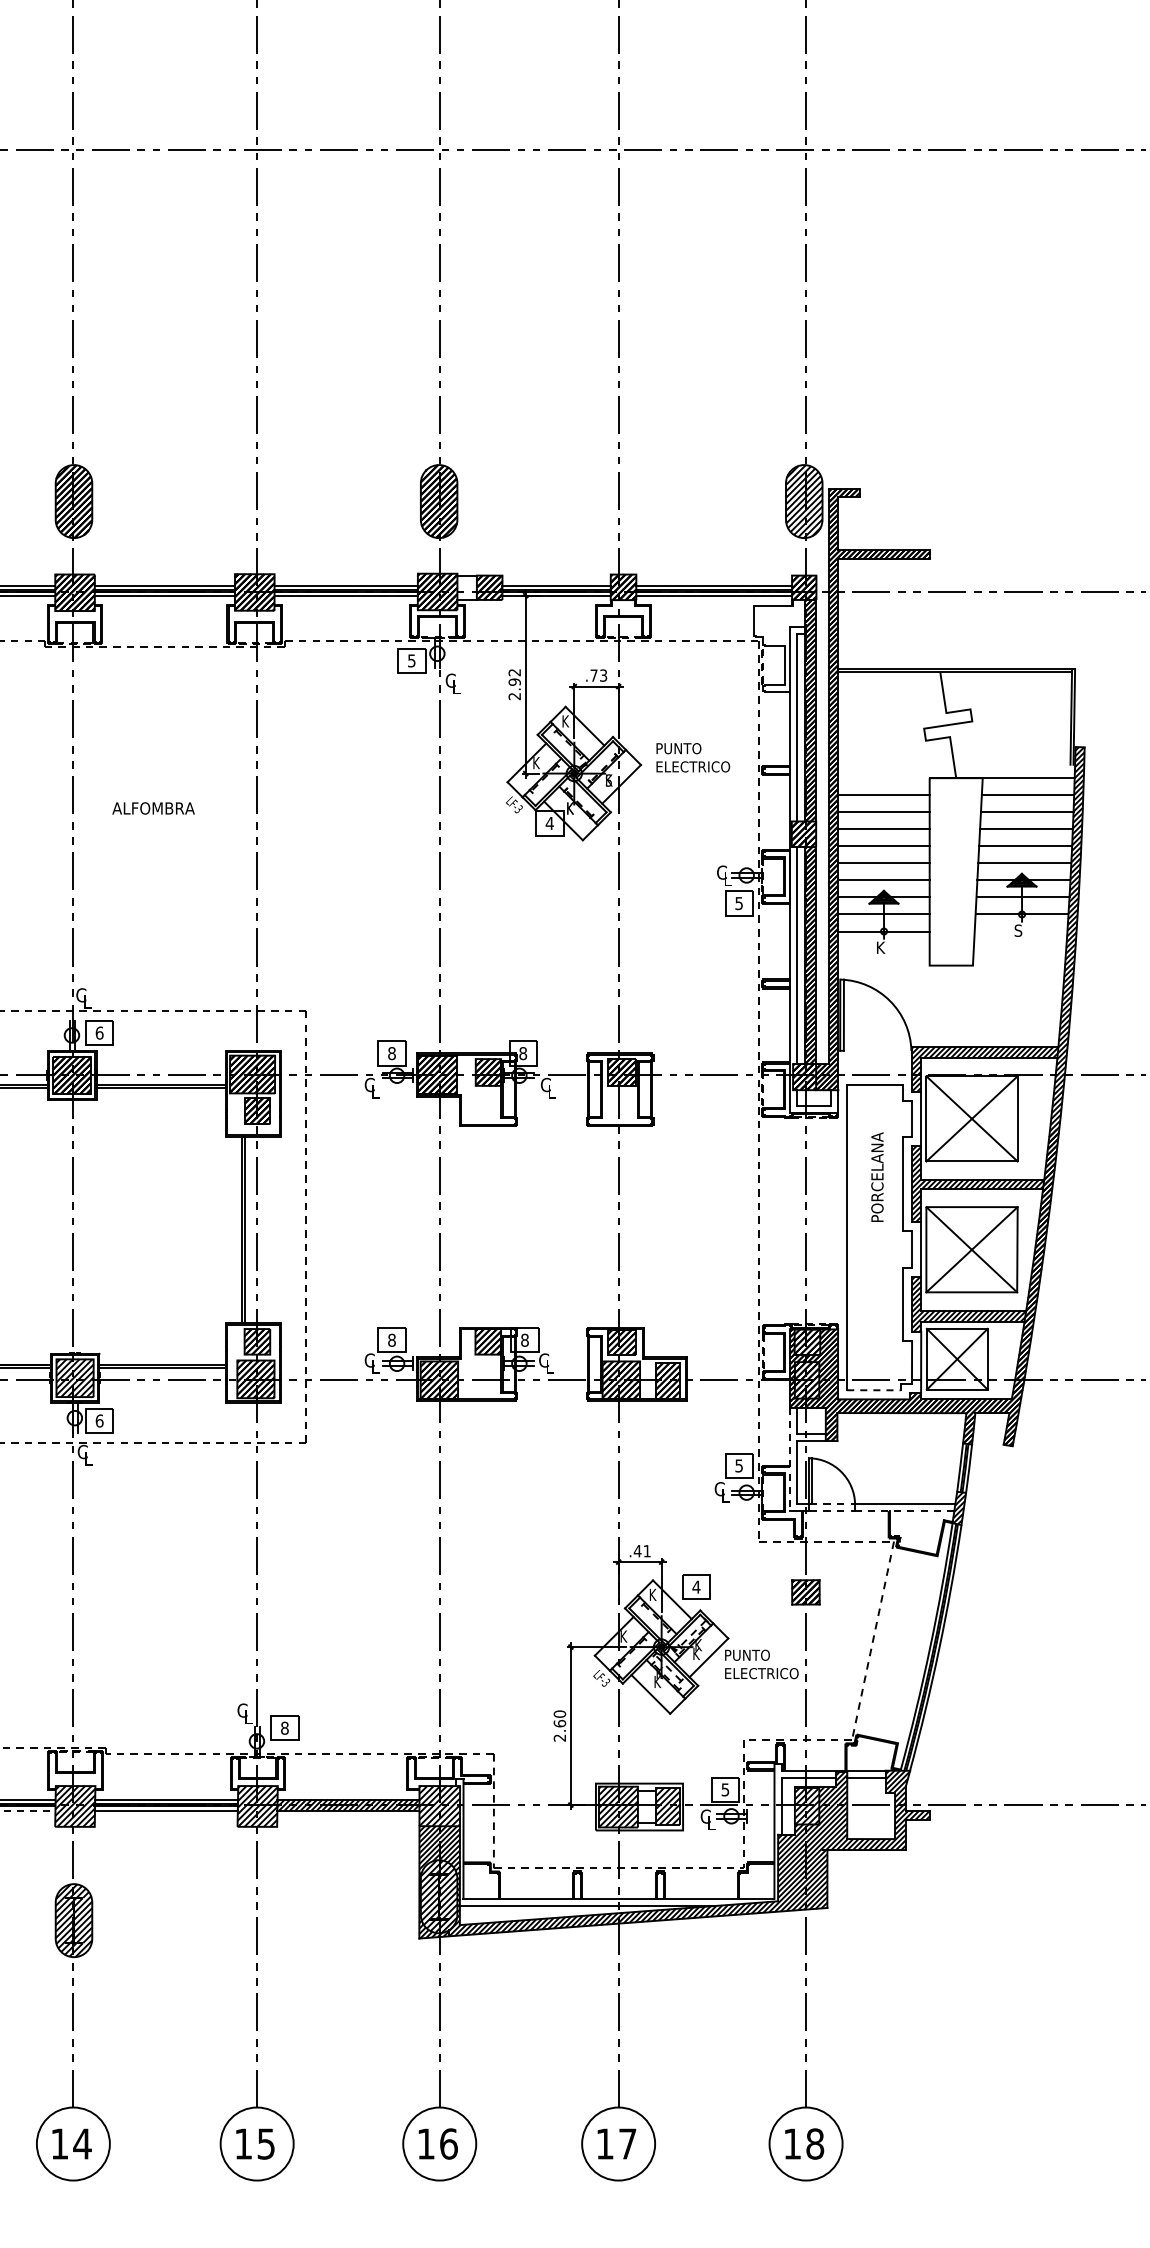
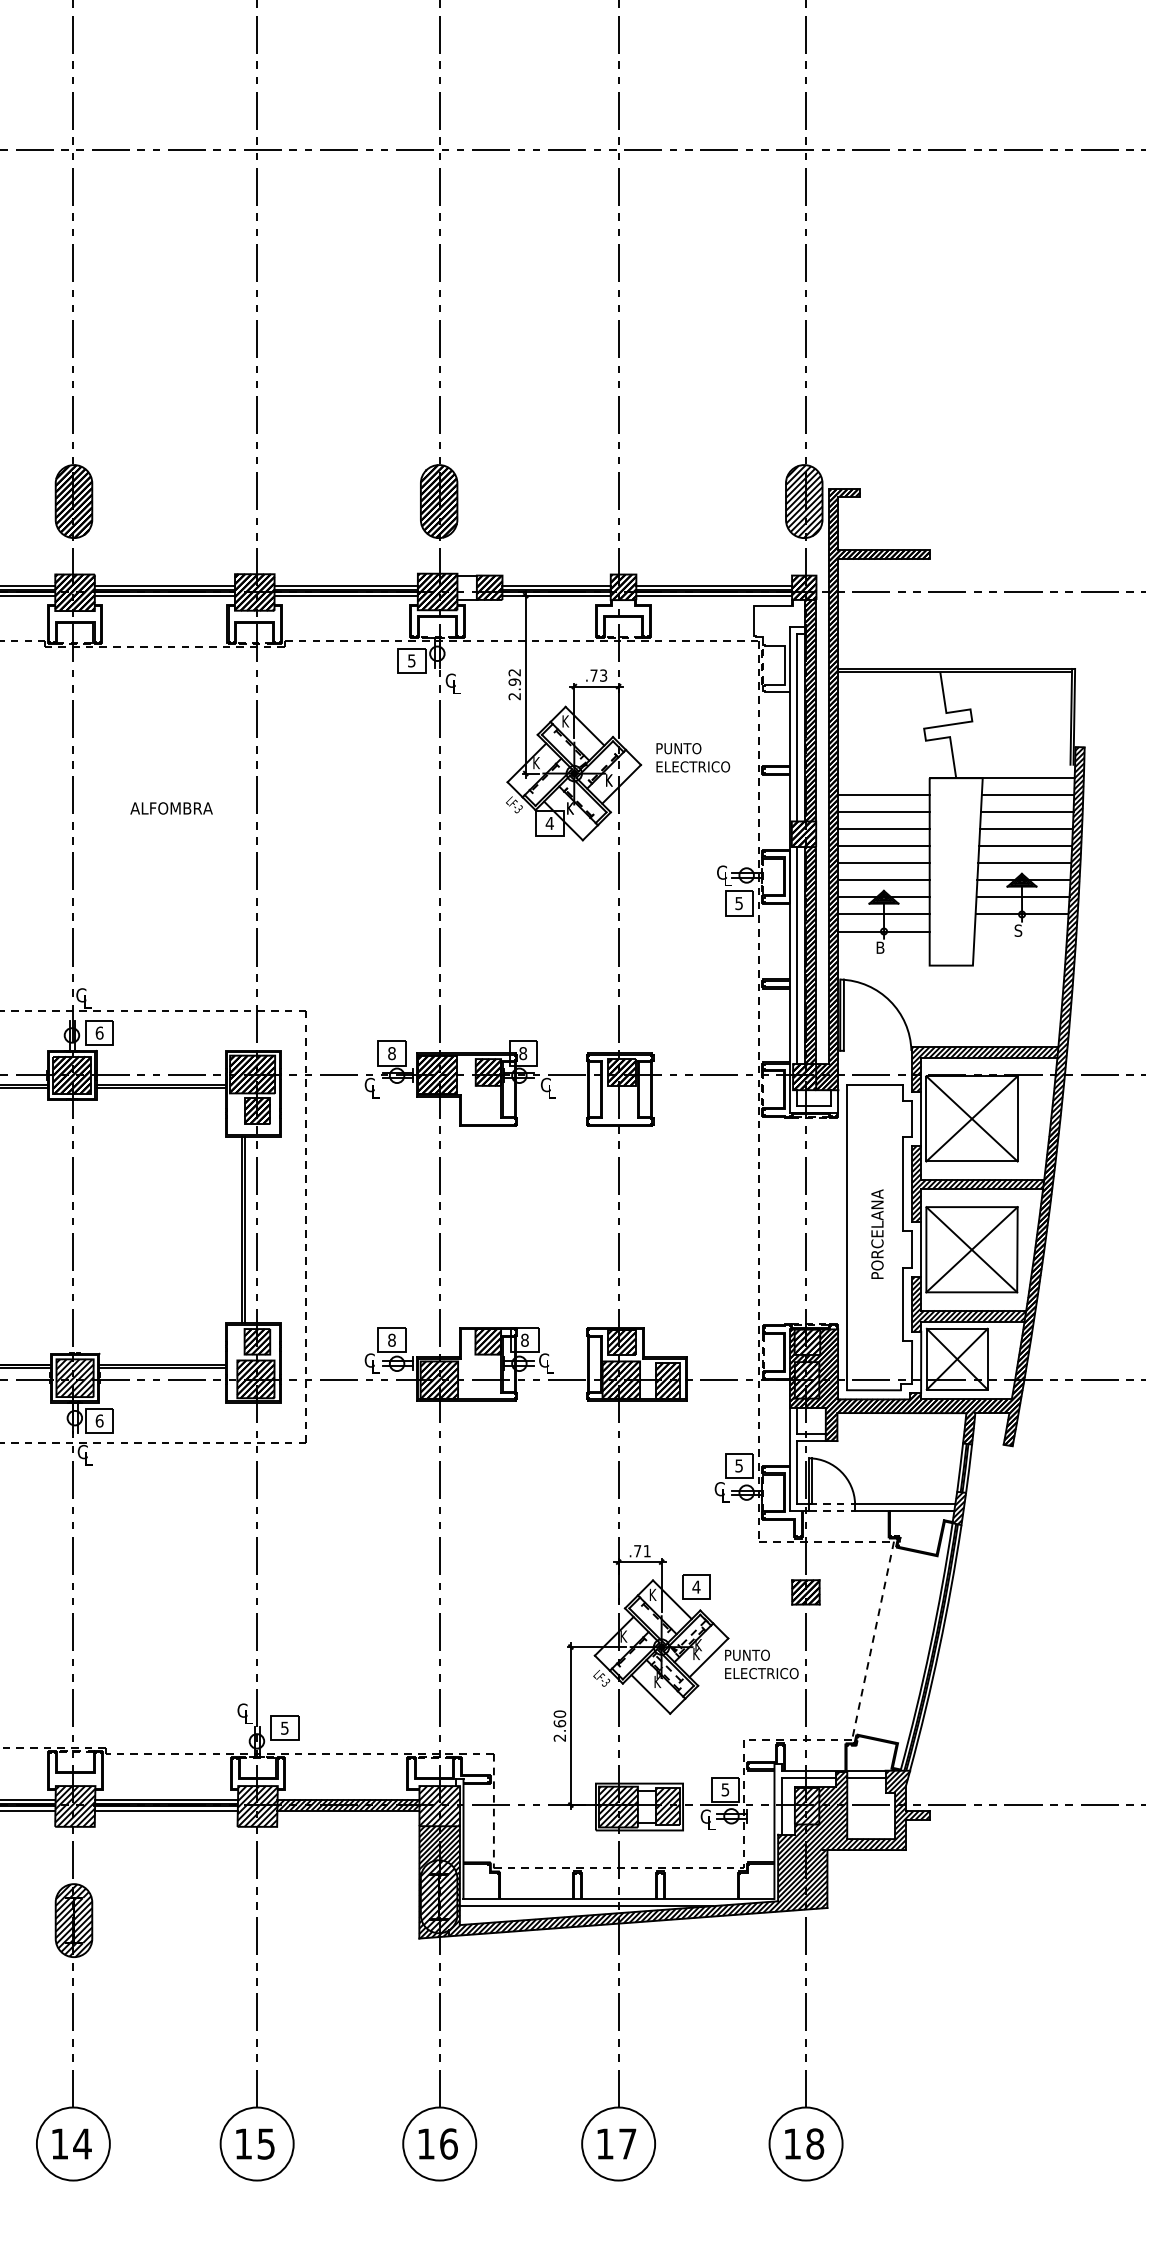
text: S -> K (608, 780)
text position: (153, 808) -> (171, 808) (171, 808)
text: K -> B (880, 947)
text position: (877, 1176) -> (877, 1233) (877, 1233)
line: dashed -> solid (873, 1390)
line: dashed -> solid (789, 1459)
line: dashed -> solid (904, 1511)
text: .41 -> .71 (637, 1551)
text: 8 -> 5 (284, 1727)
line: dashed -> solid (28, 1810)
